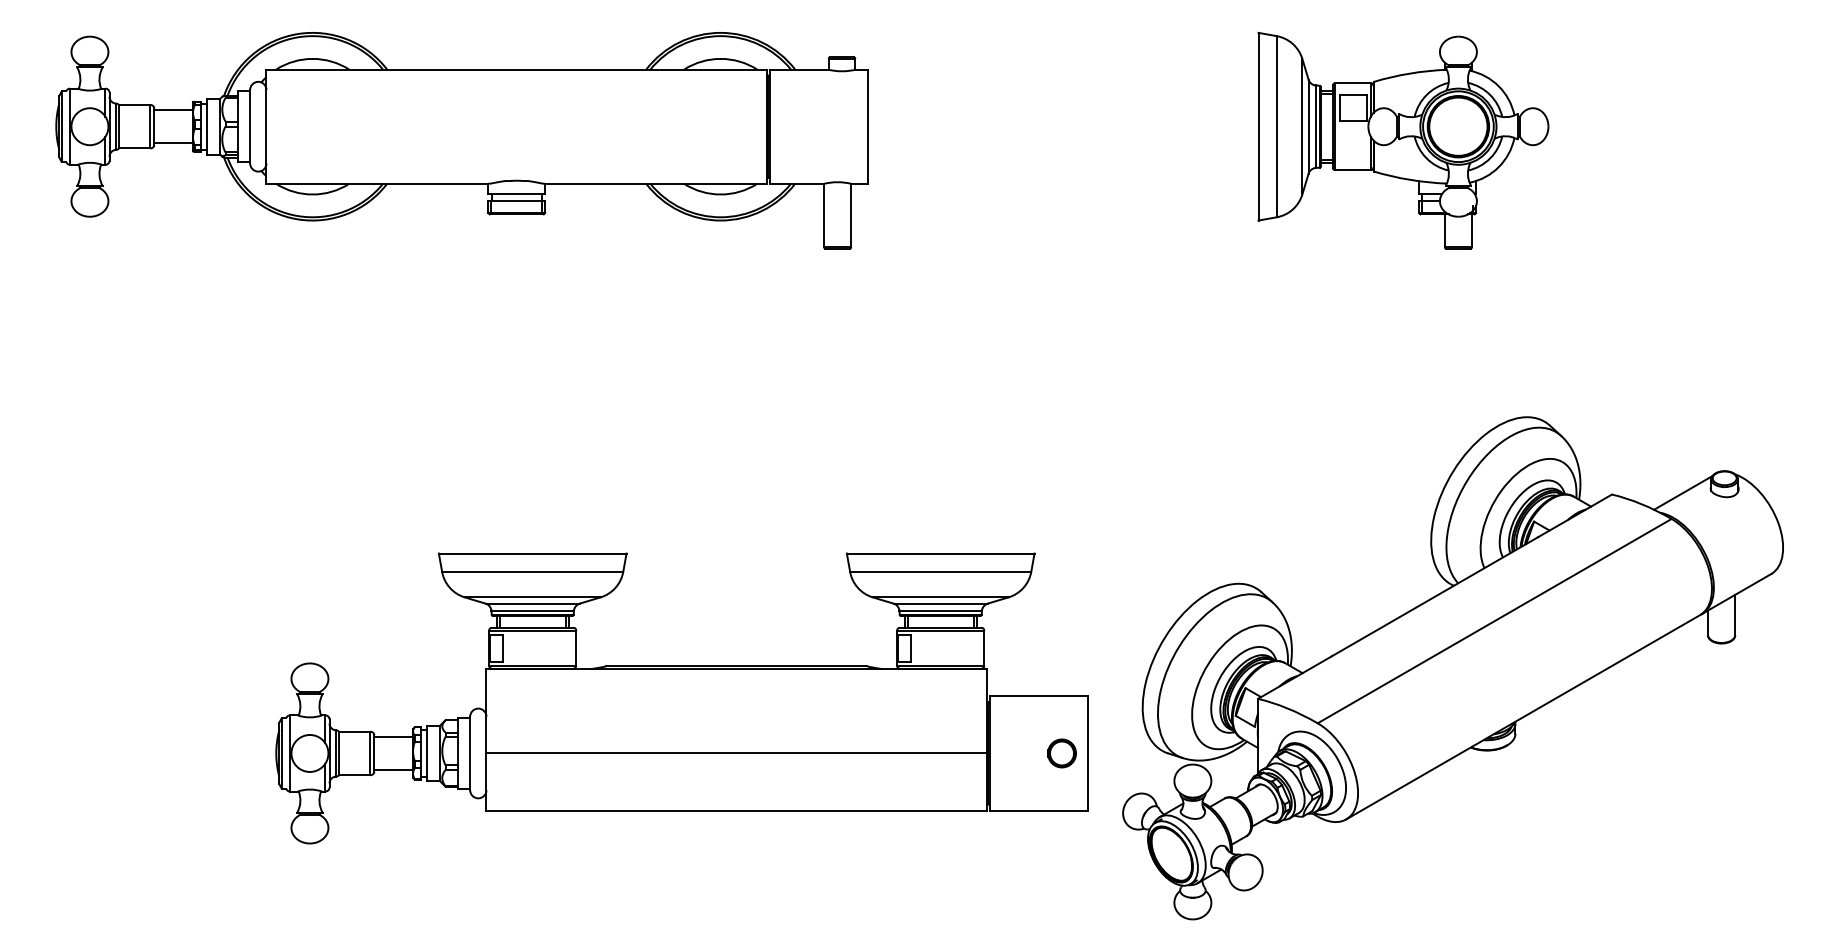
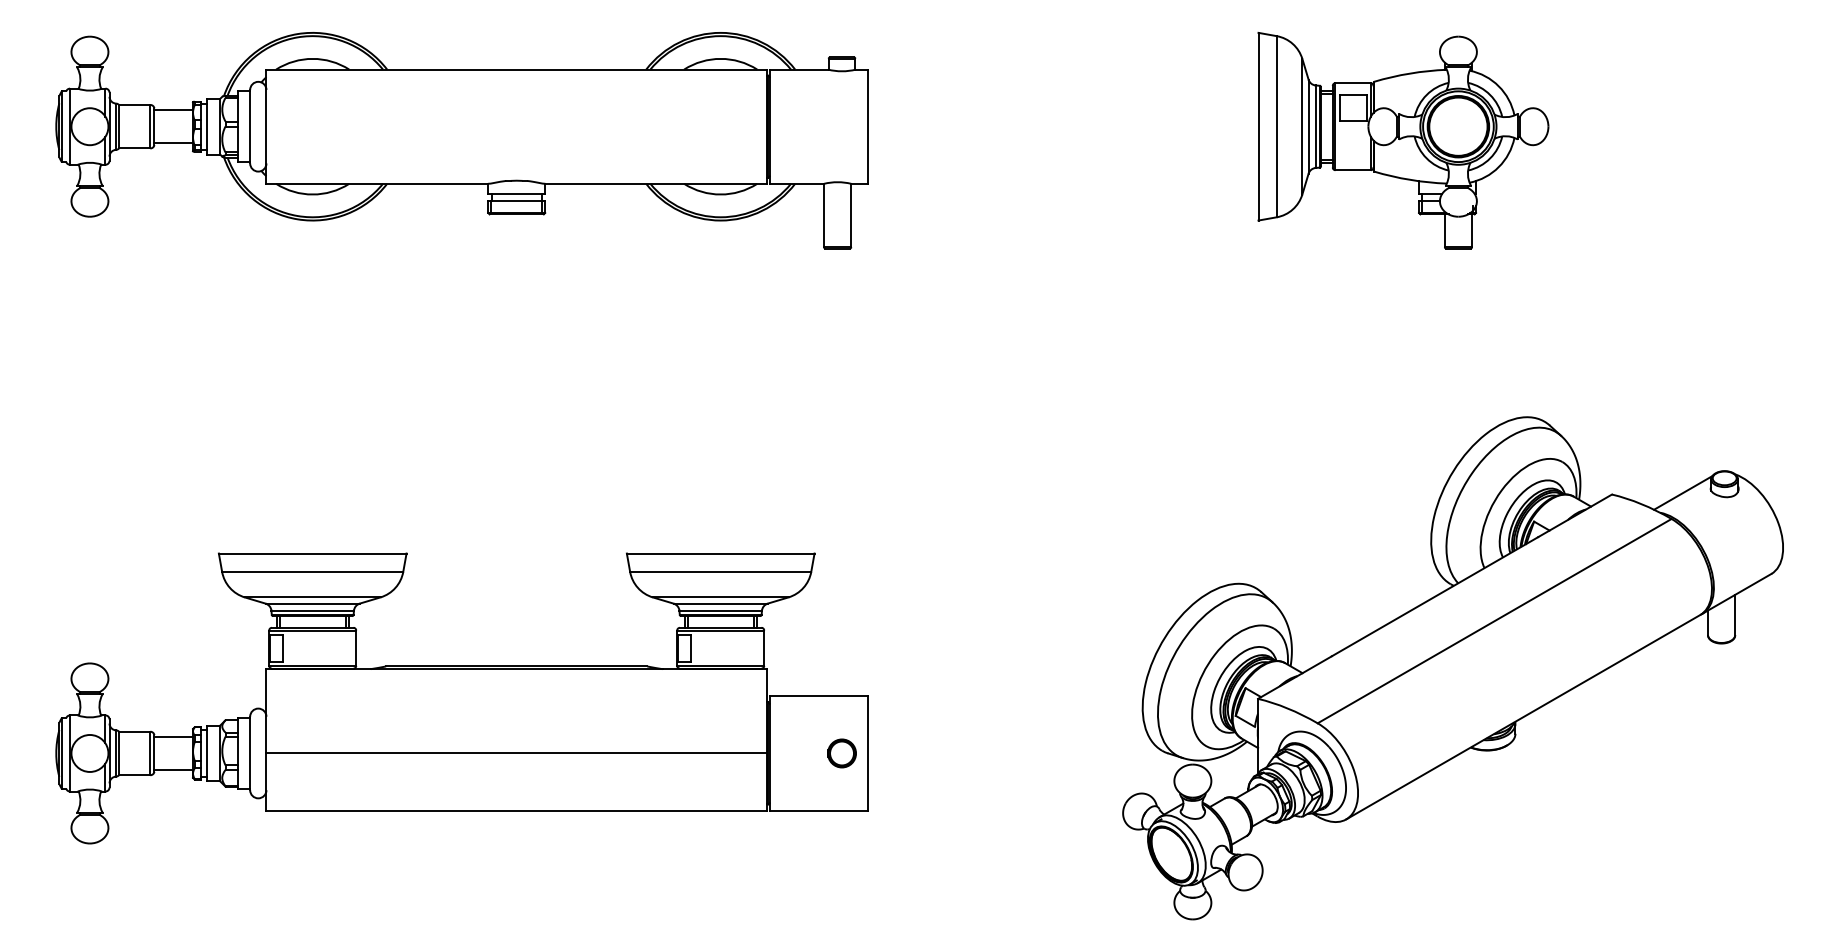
part position: (681, 698) -> (461, 698) (461, 698)
